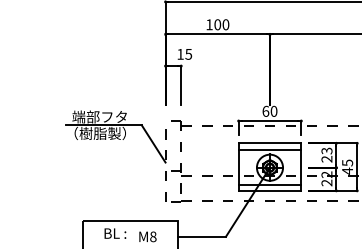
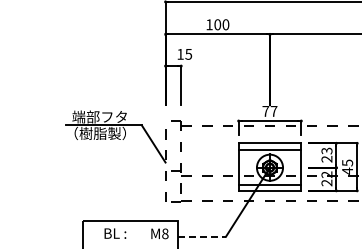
text: 60 -> 77 (269, 110)
text position: (147, 236) -> (159, 233) (159, 233)
line: solid -> dashed (202, 236)
